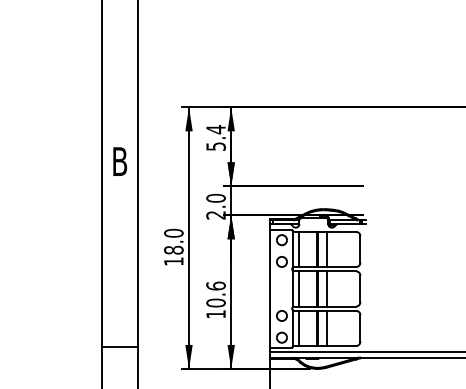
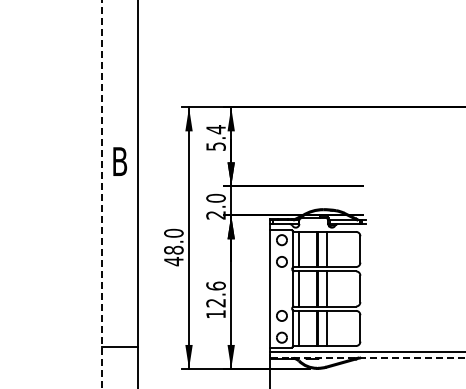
line: solid -> dashed (101, 194)
text: 18.0 -> 48.0 (173, 261)
text: 10.6 -> 12.6 (215, 302)
line: solid -> dashed (367, 357)
